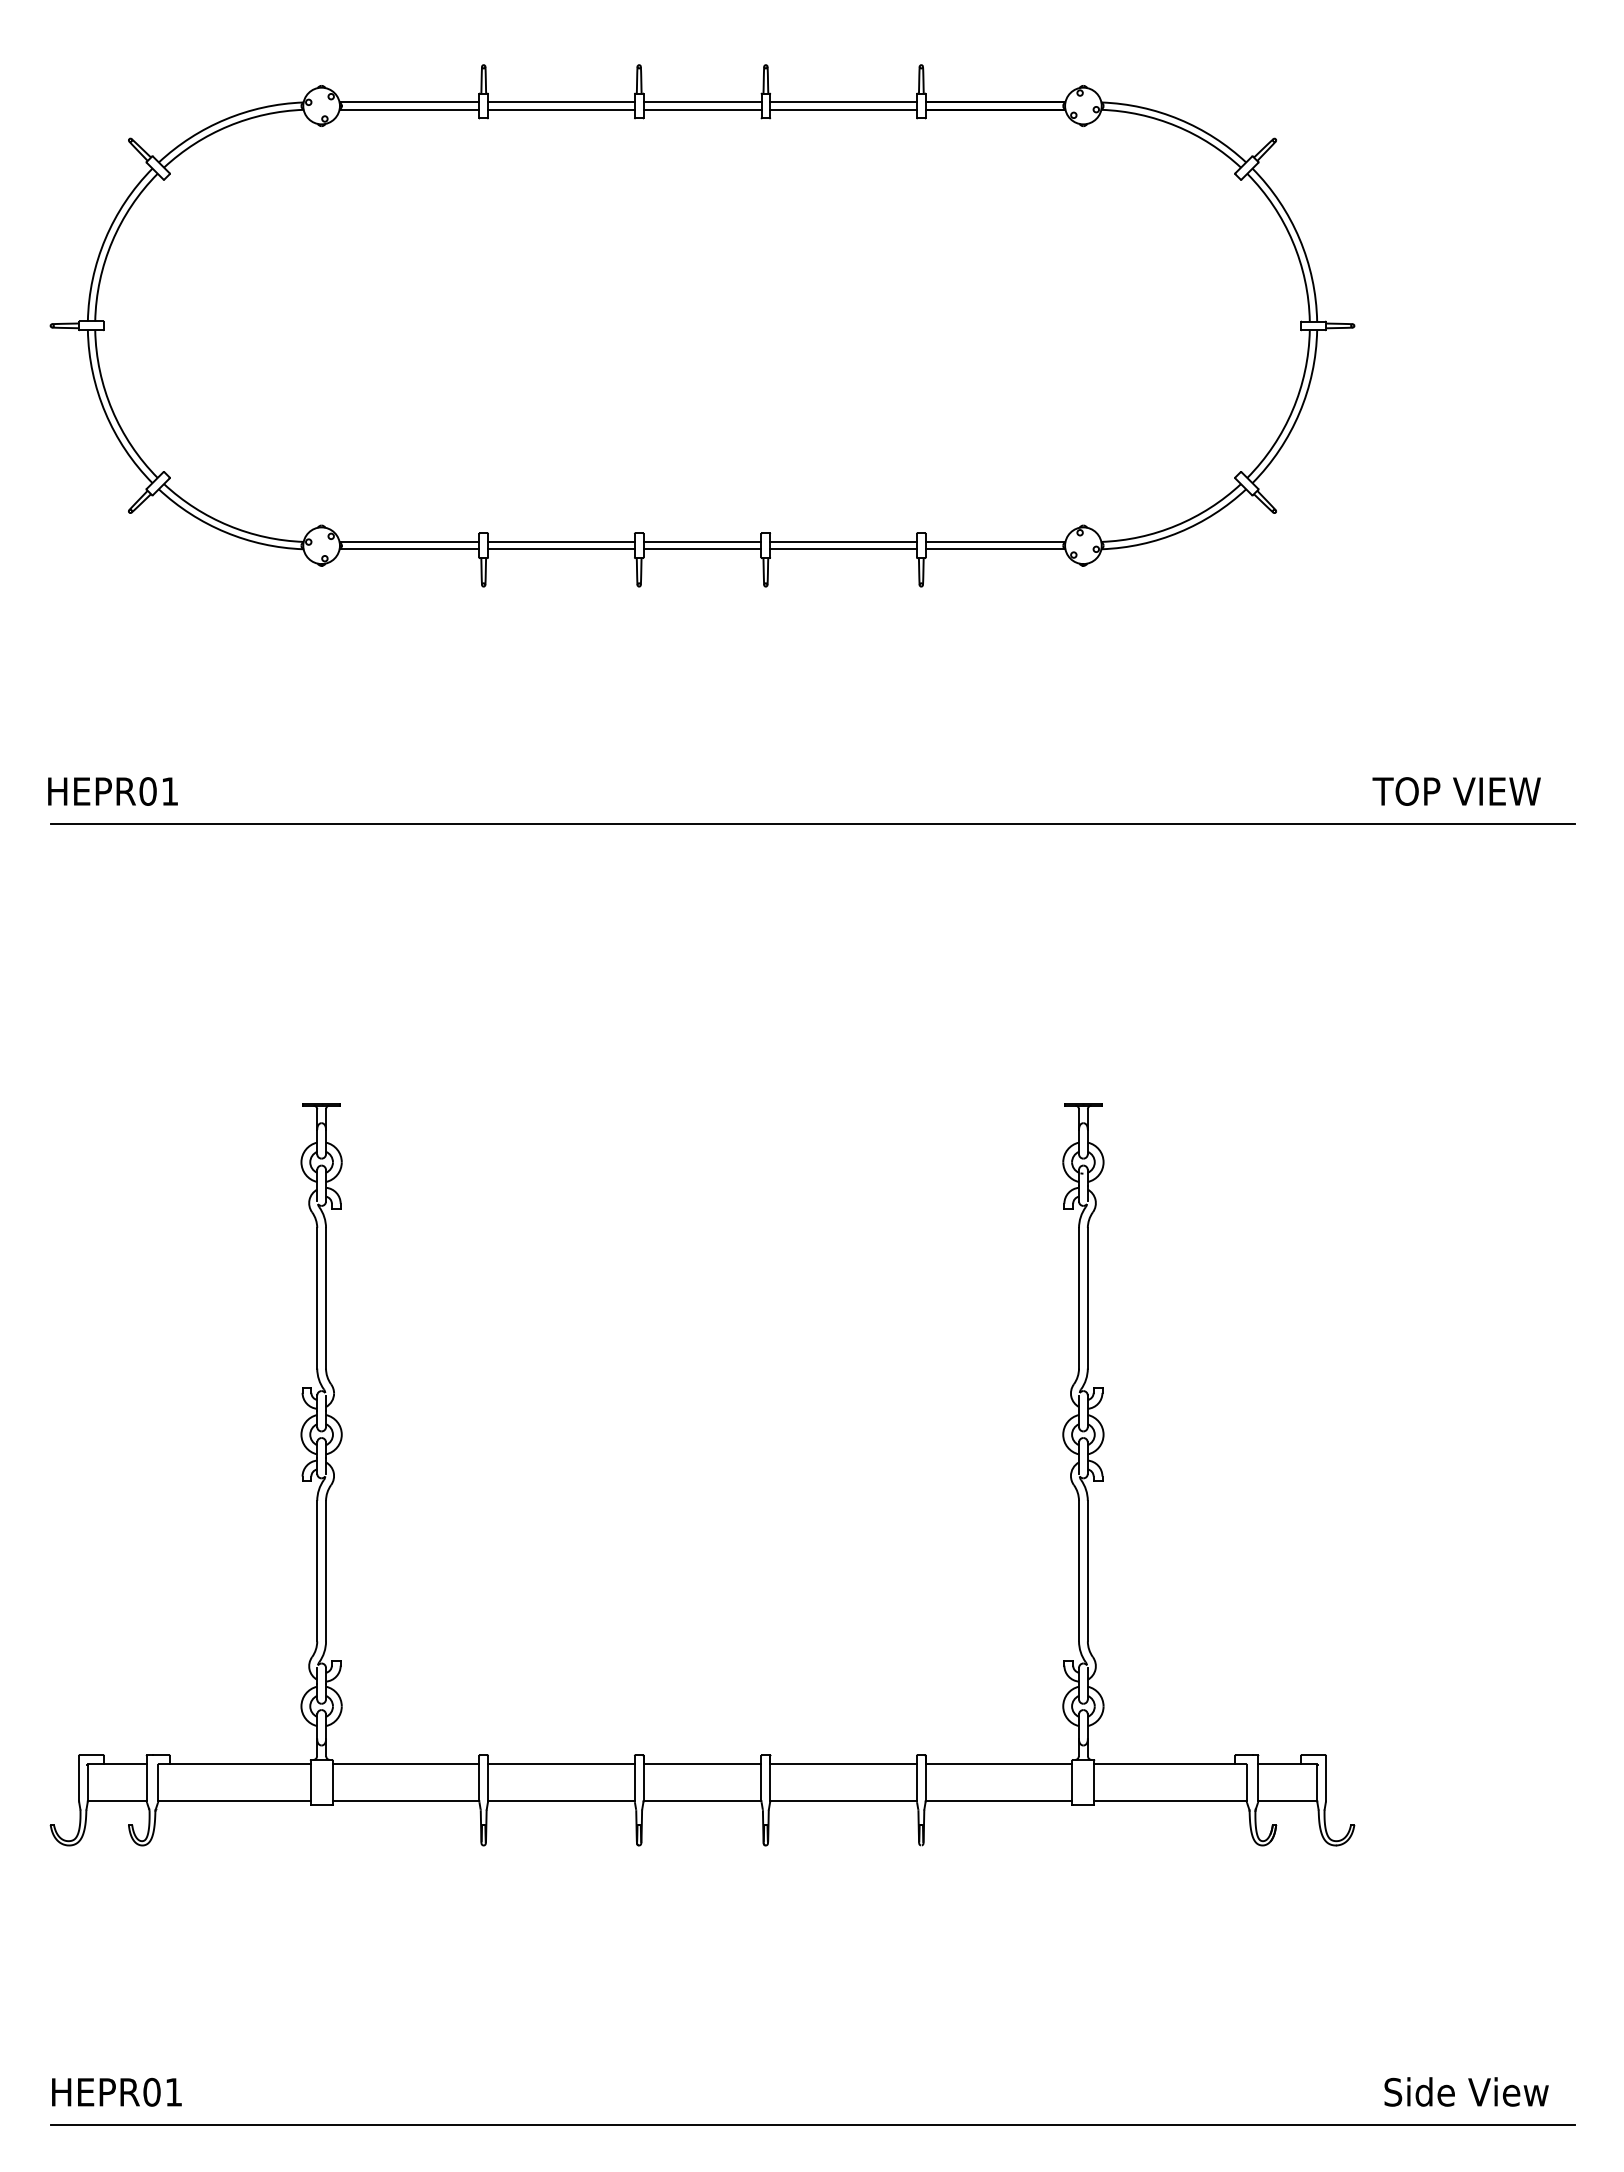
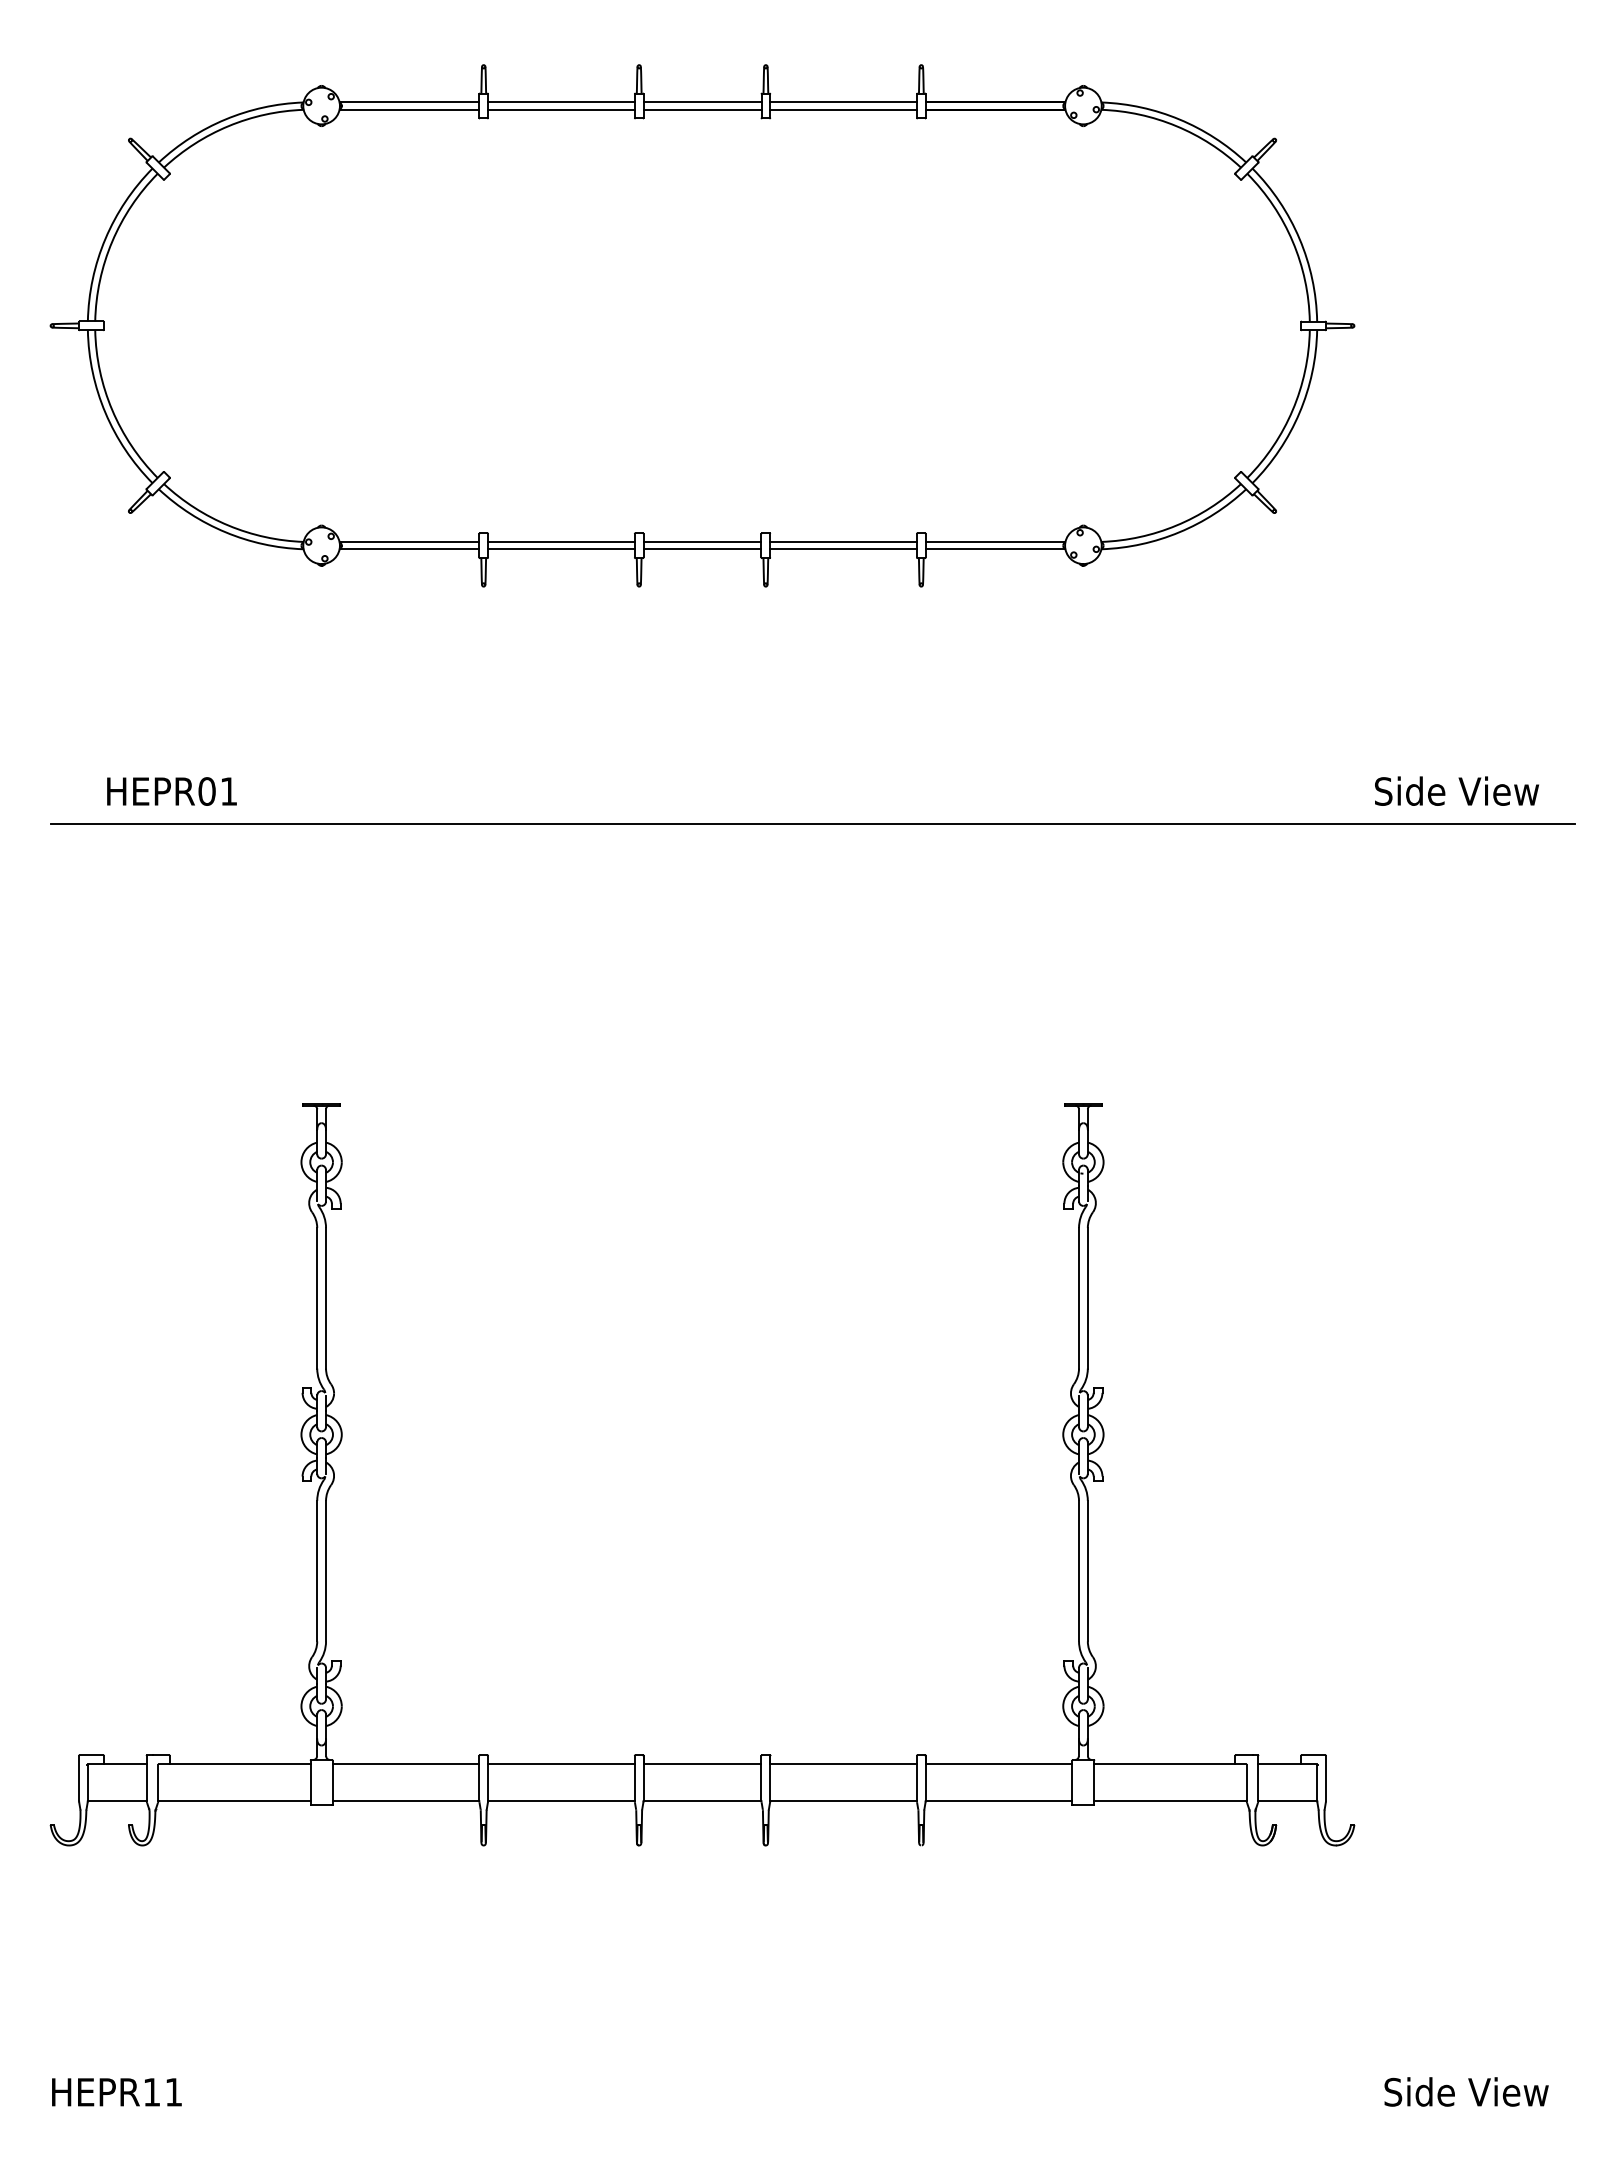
text: TOP VIEW -> Side View (1456, 790)
text position: (112, 791) -> (171, 791) (171, 791)
text: HEPR01 -> HEPR11 (151, 2091)
line: present -> none (812, 2124)
